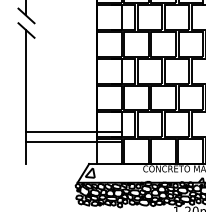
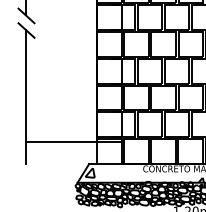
line: present -> none (73, 131)
